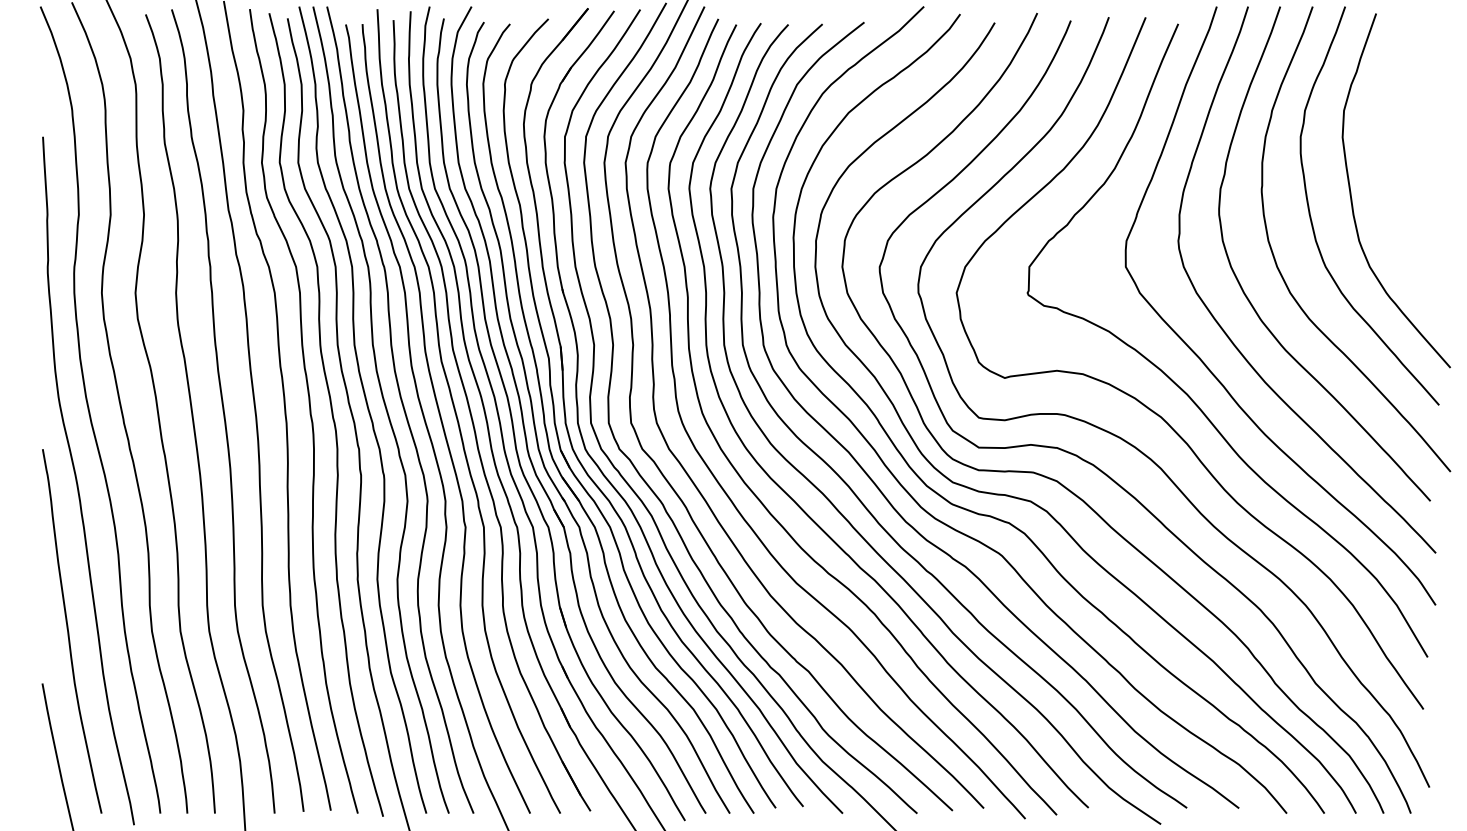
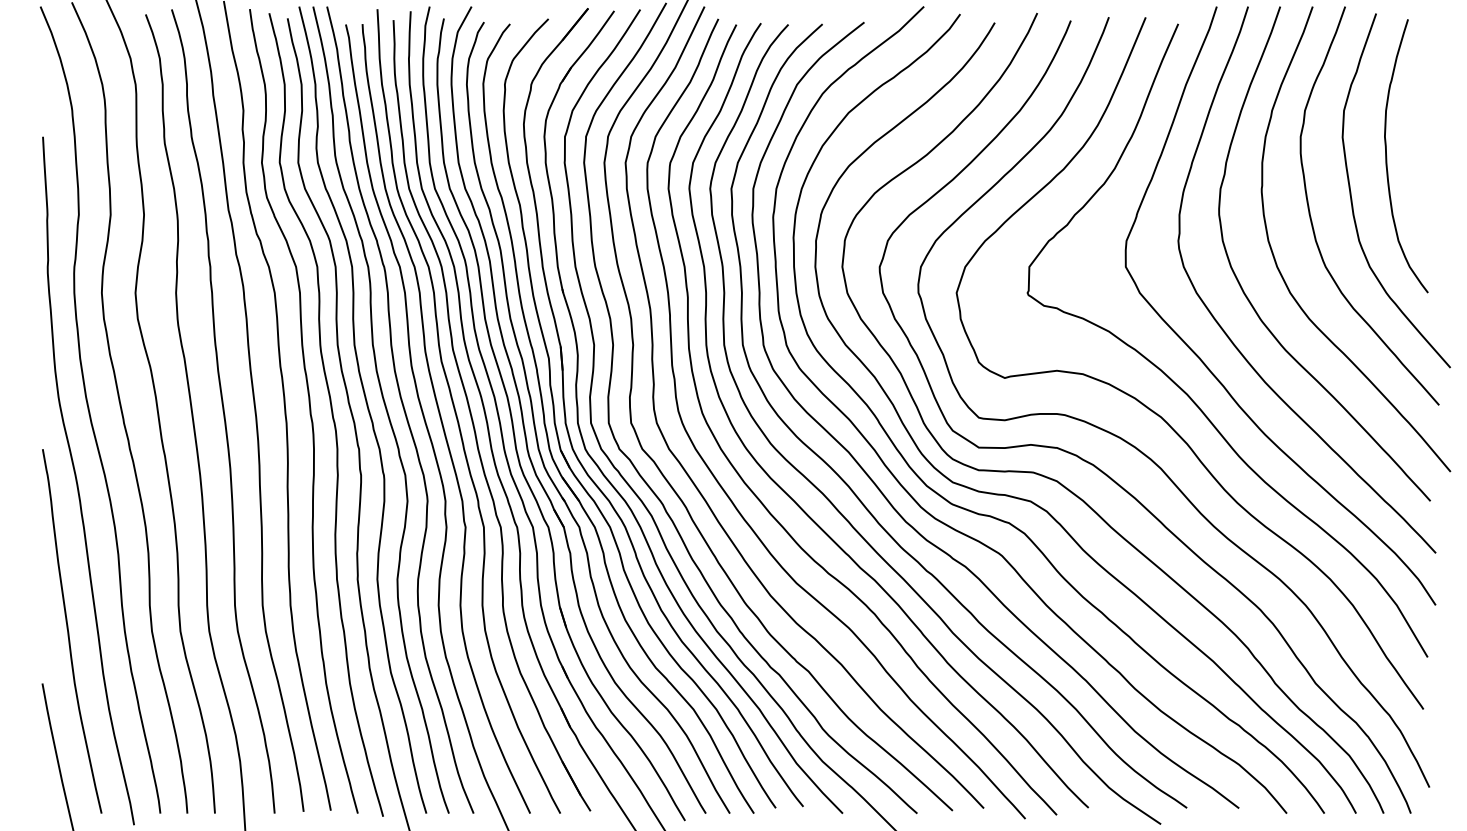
curve: none -> present (1387, 156)
